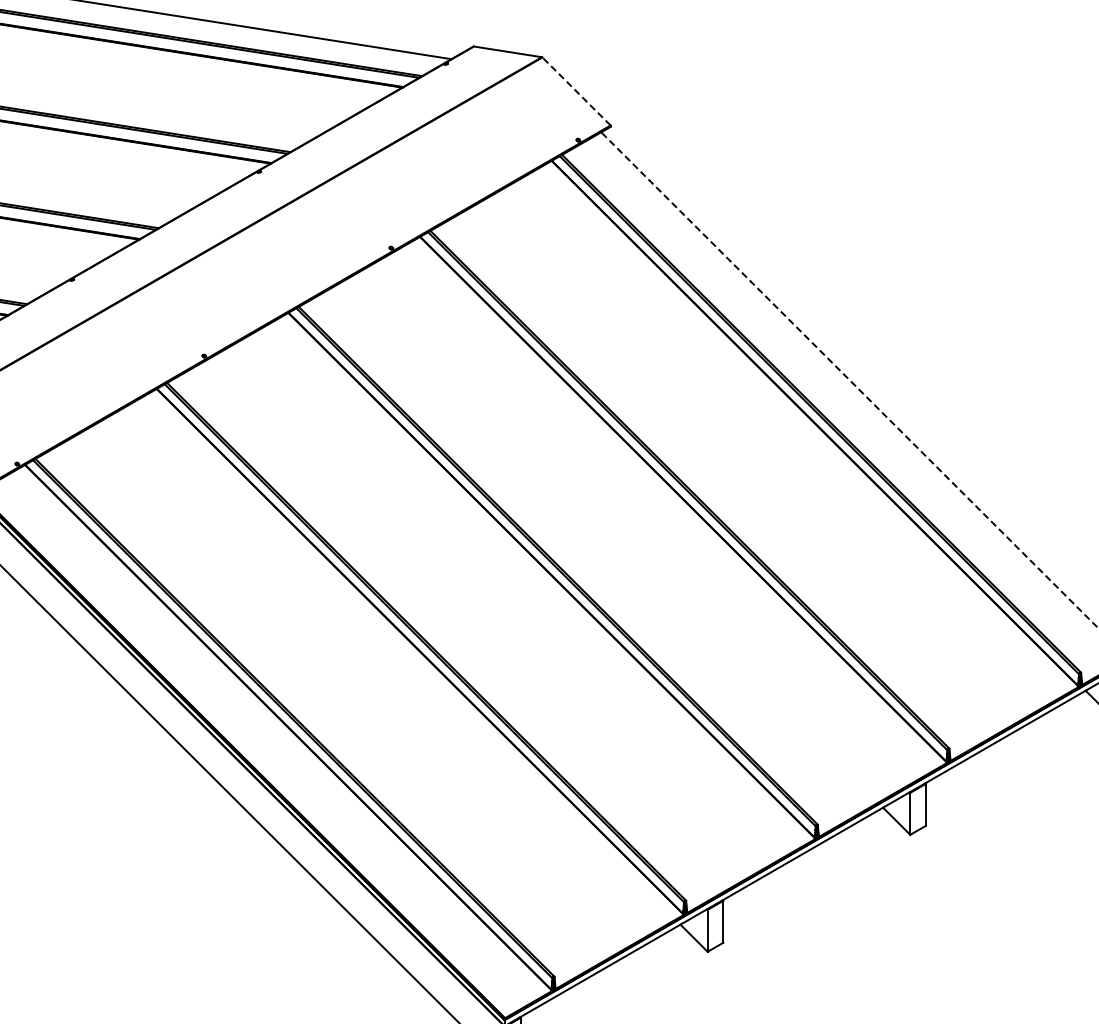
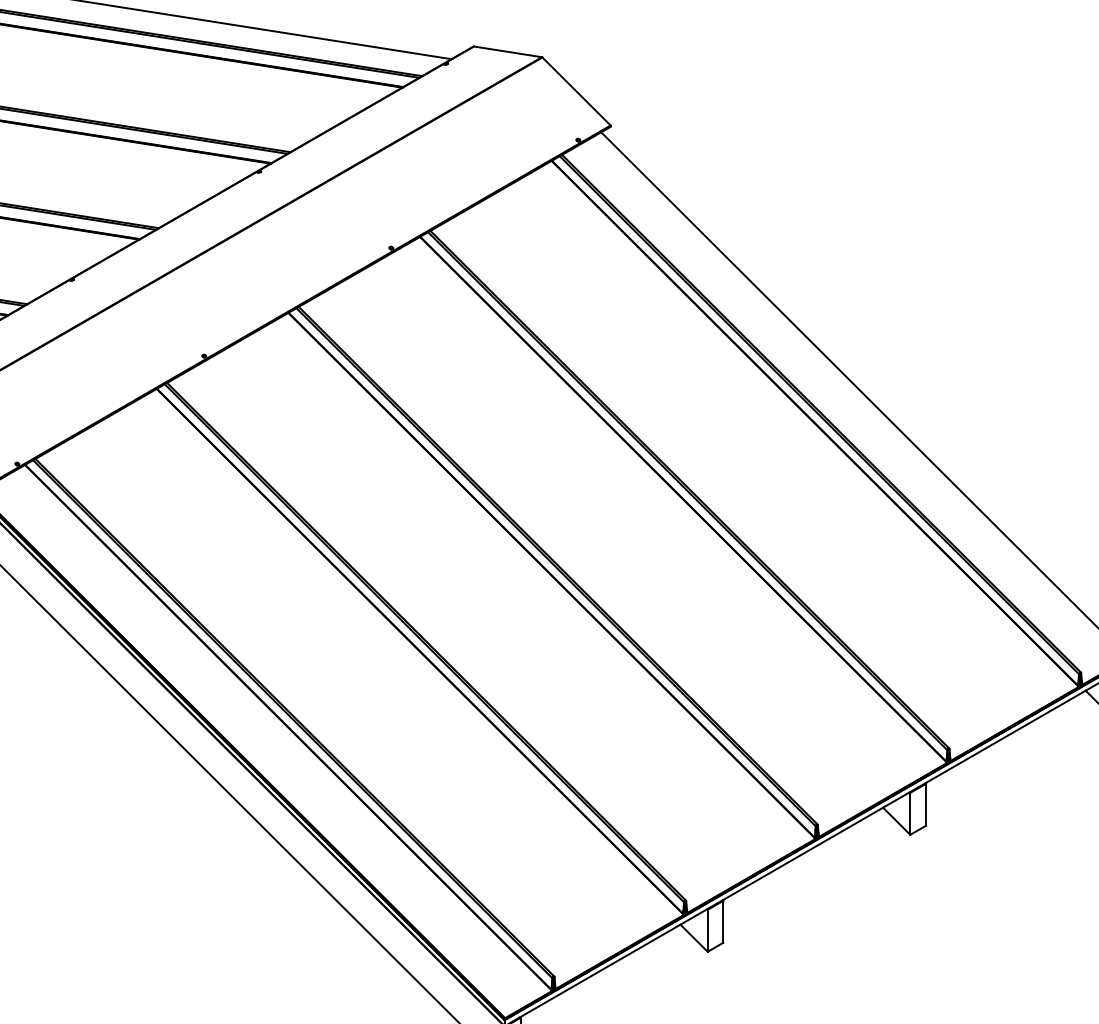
line: dashed -> solid (576, 91)
line: dashed -> solid (849, 380)
